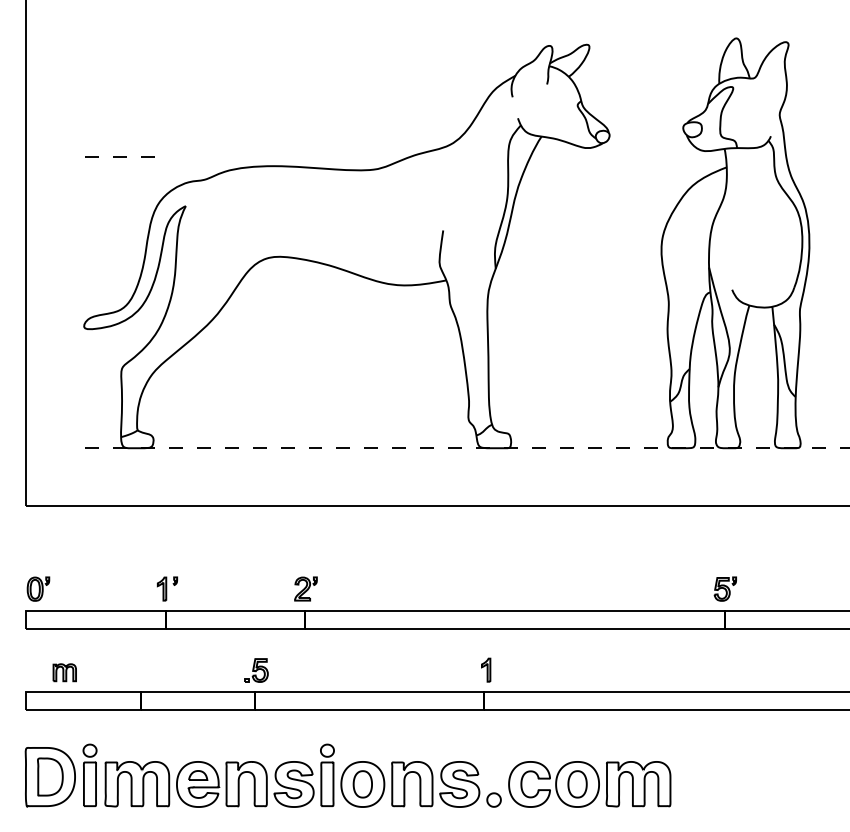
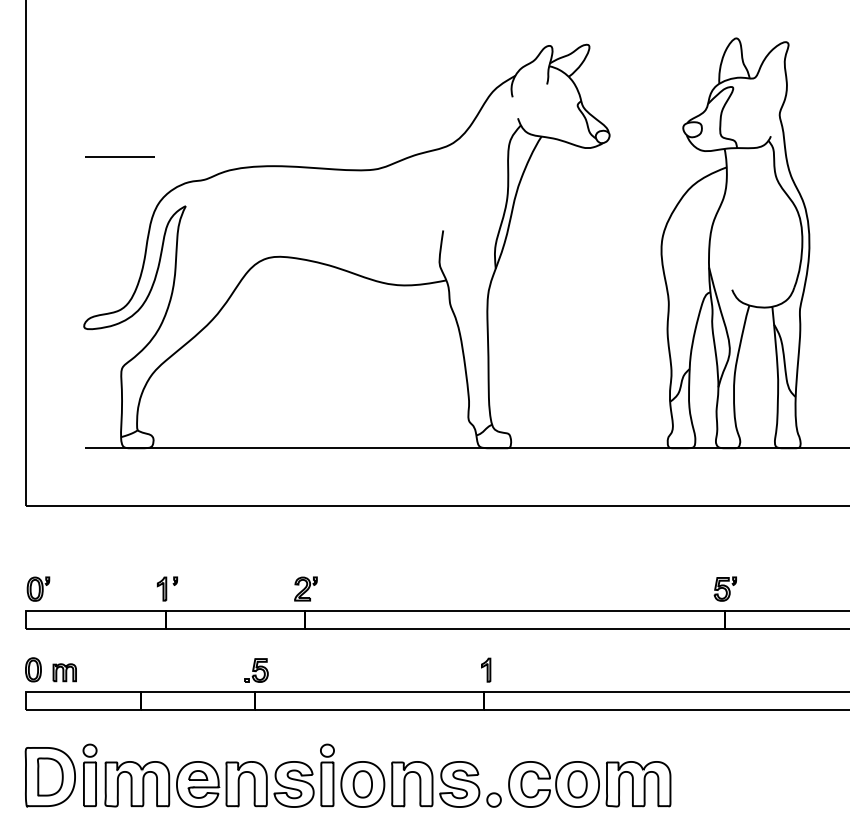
line: dashed -> solid (119, 157)
line: dashed -> solid (467, 448)
part: none -> present (33, 669)
